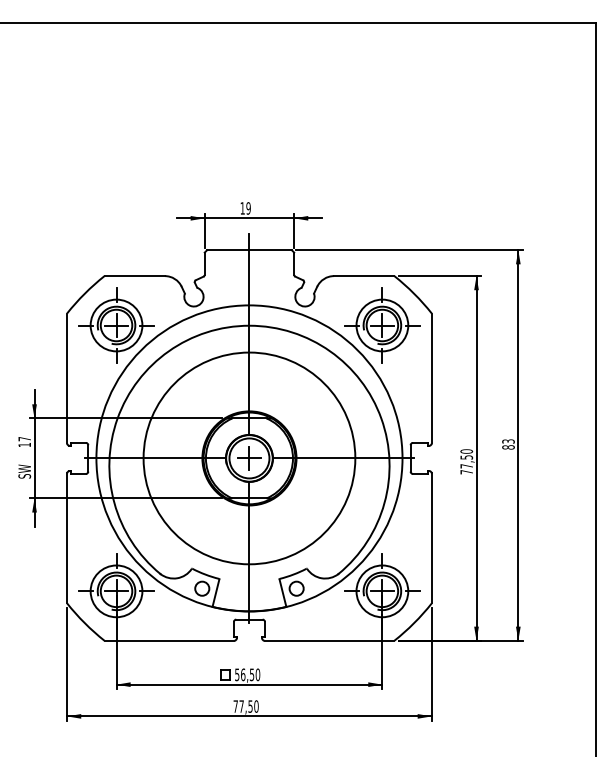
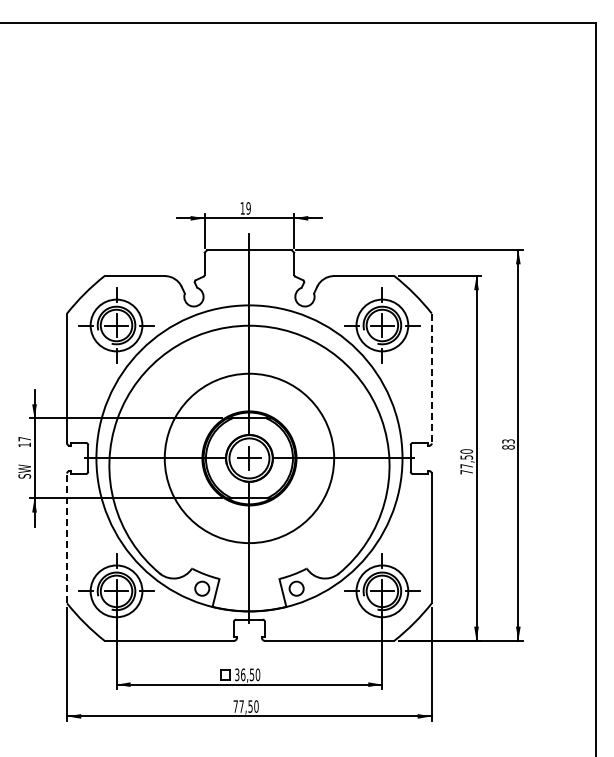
line: solid -> dashed (431, 378)
circle diameter: 212 px -> 169 px (249, 458)
line: solid -> dashed (67, 538)
text: 56,50 -> 36,50 (237, 674)
